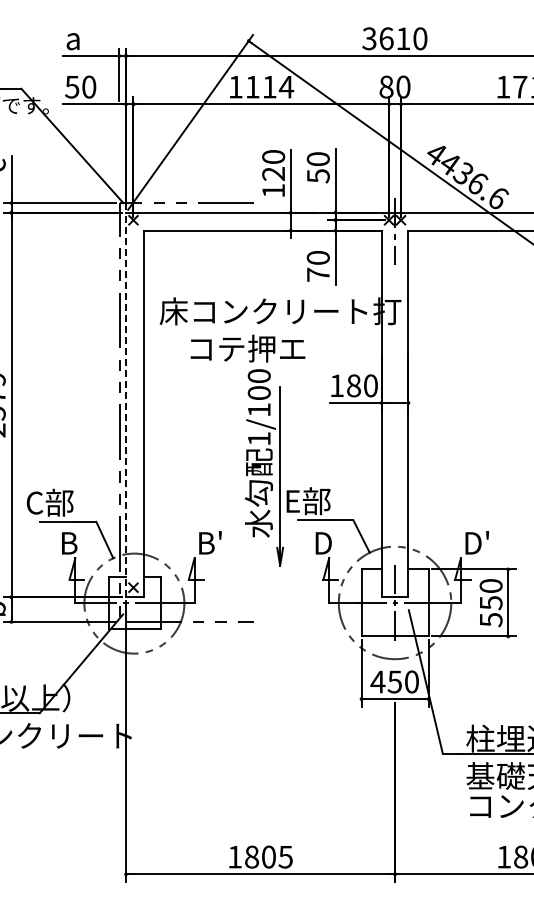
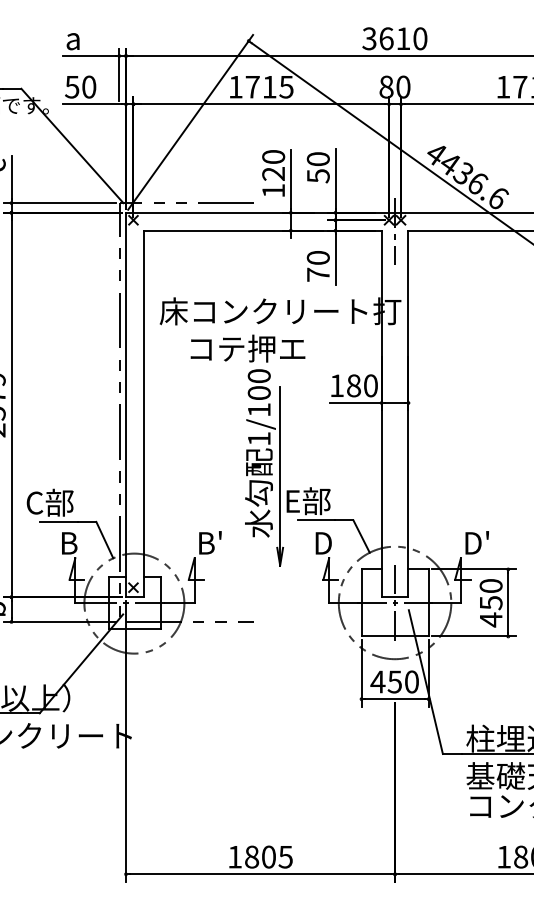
text: 1114 -> 1715 (269, 87)
line: dashed -> solid (126, 404)
text: 550 -> 450 (491, 619)
